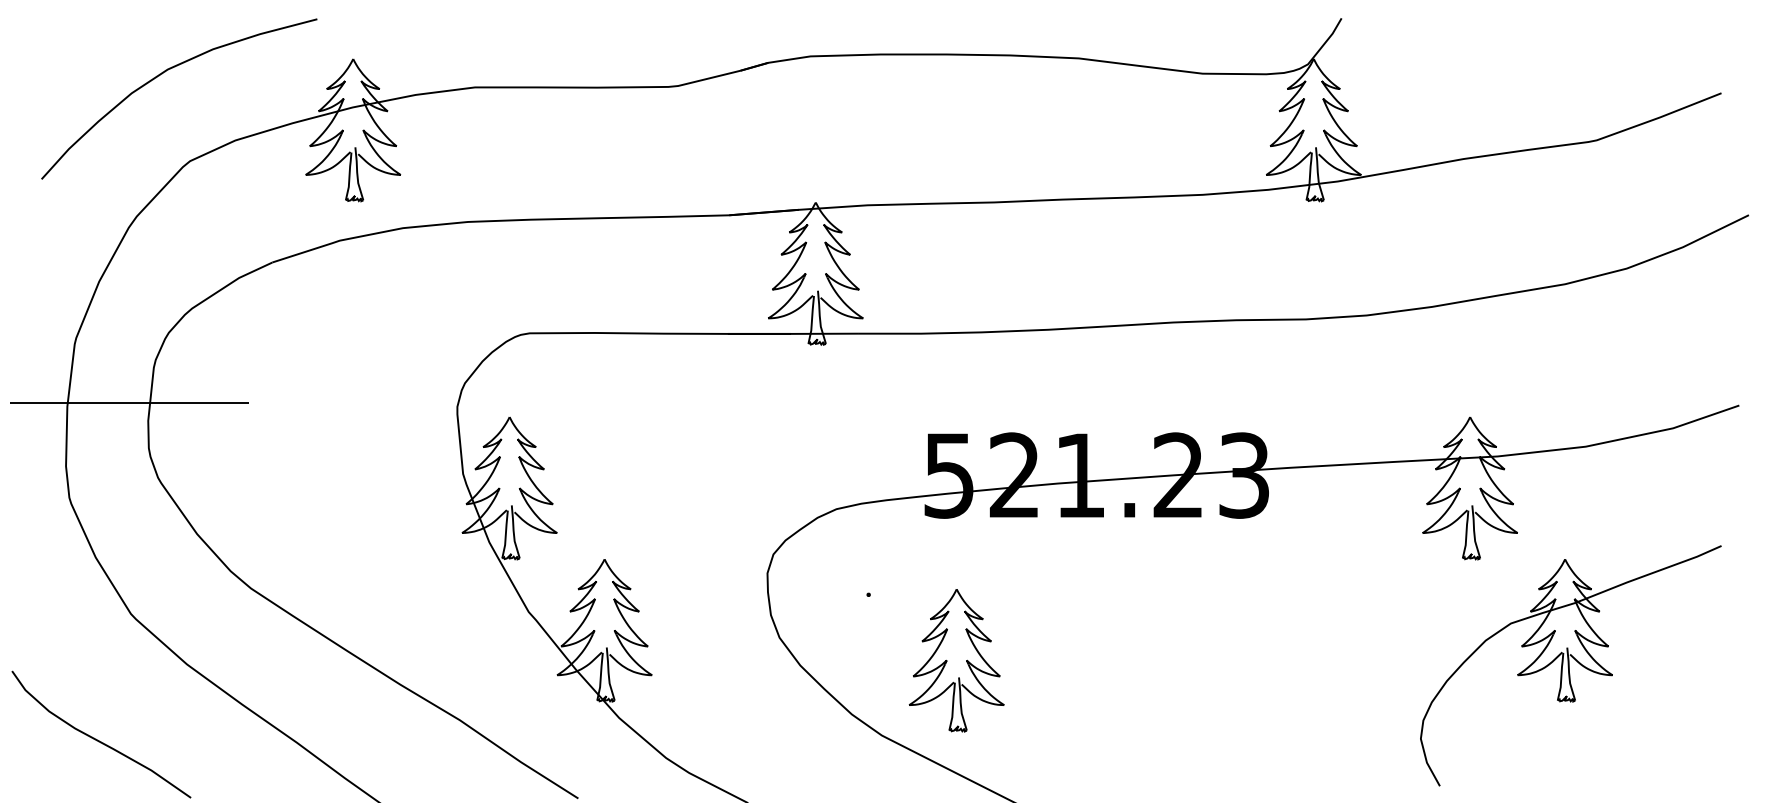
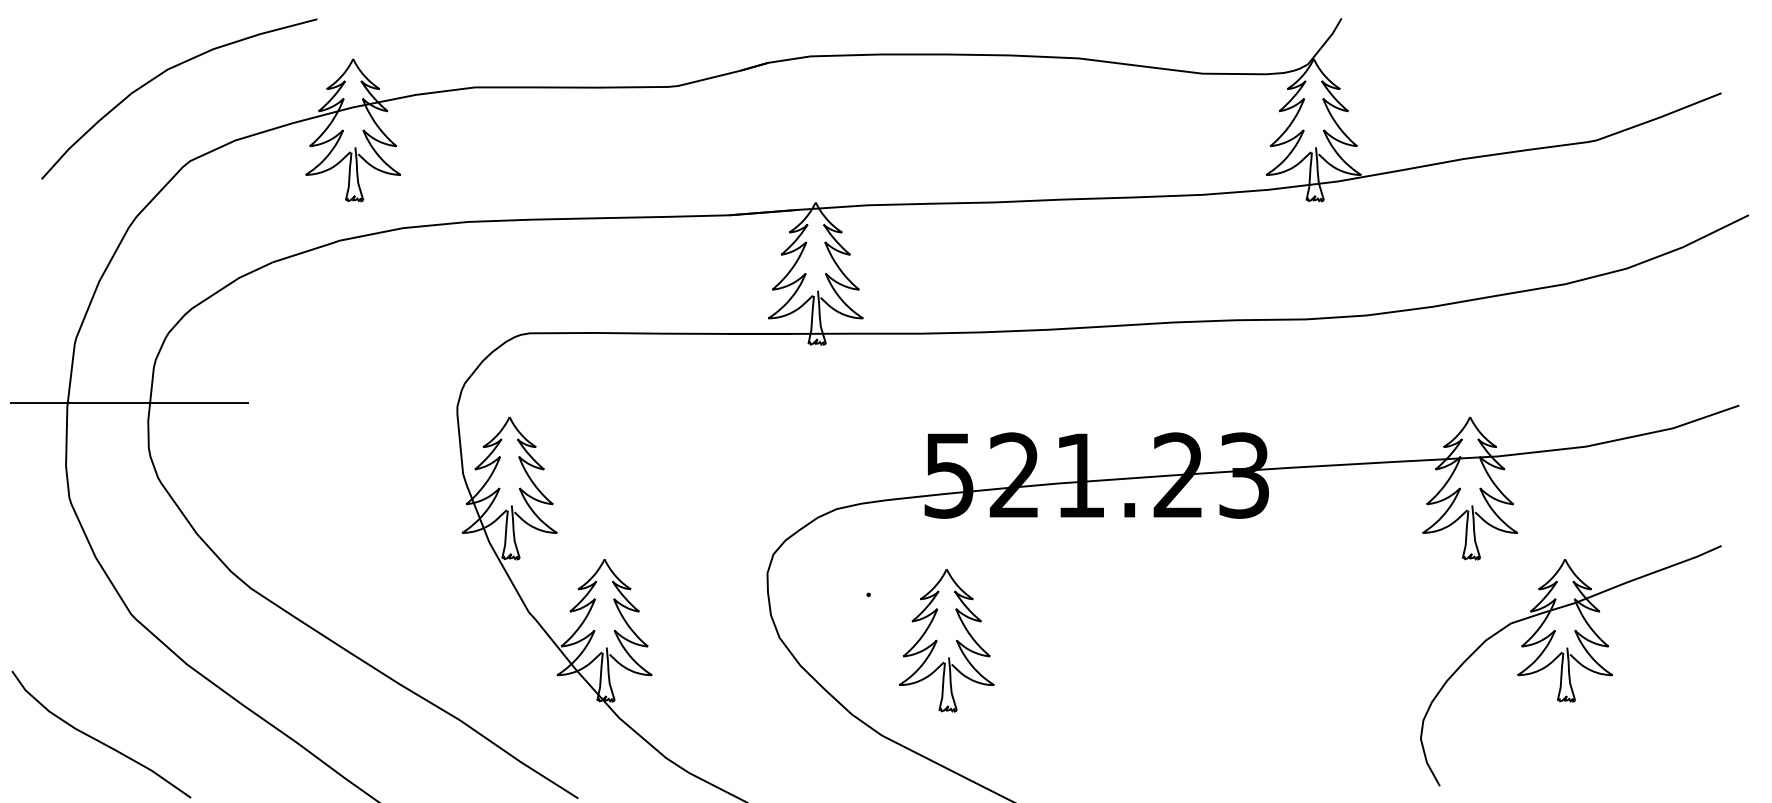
part position: (956, 660) -> (946, 640) (946, 640)
